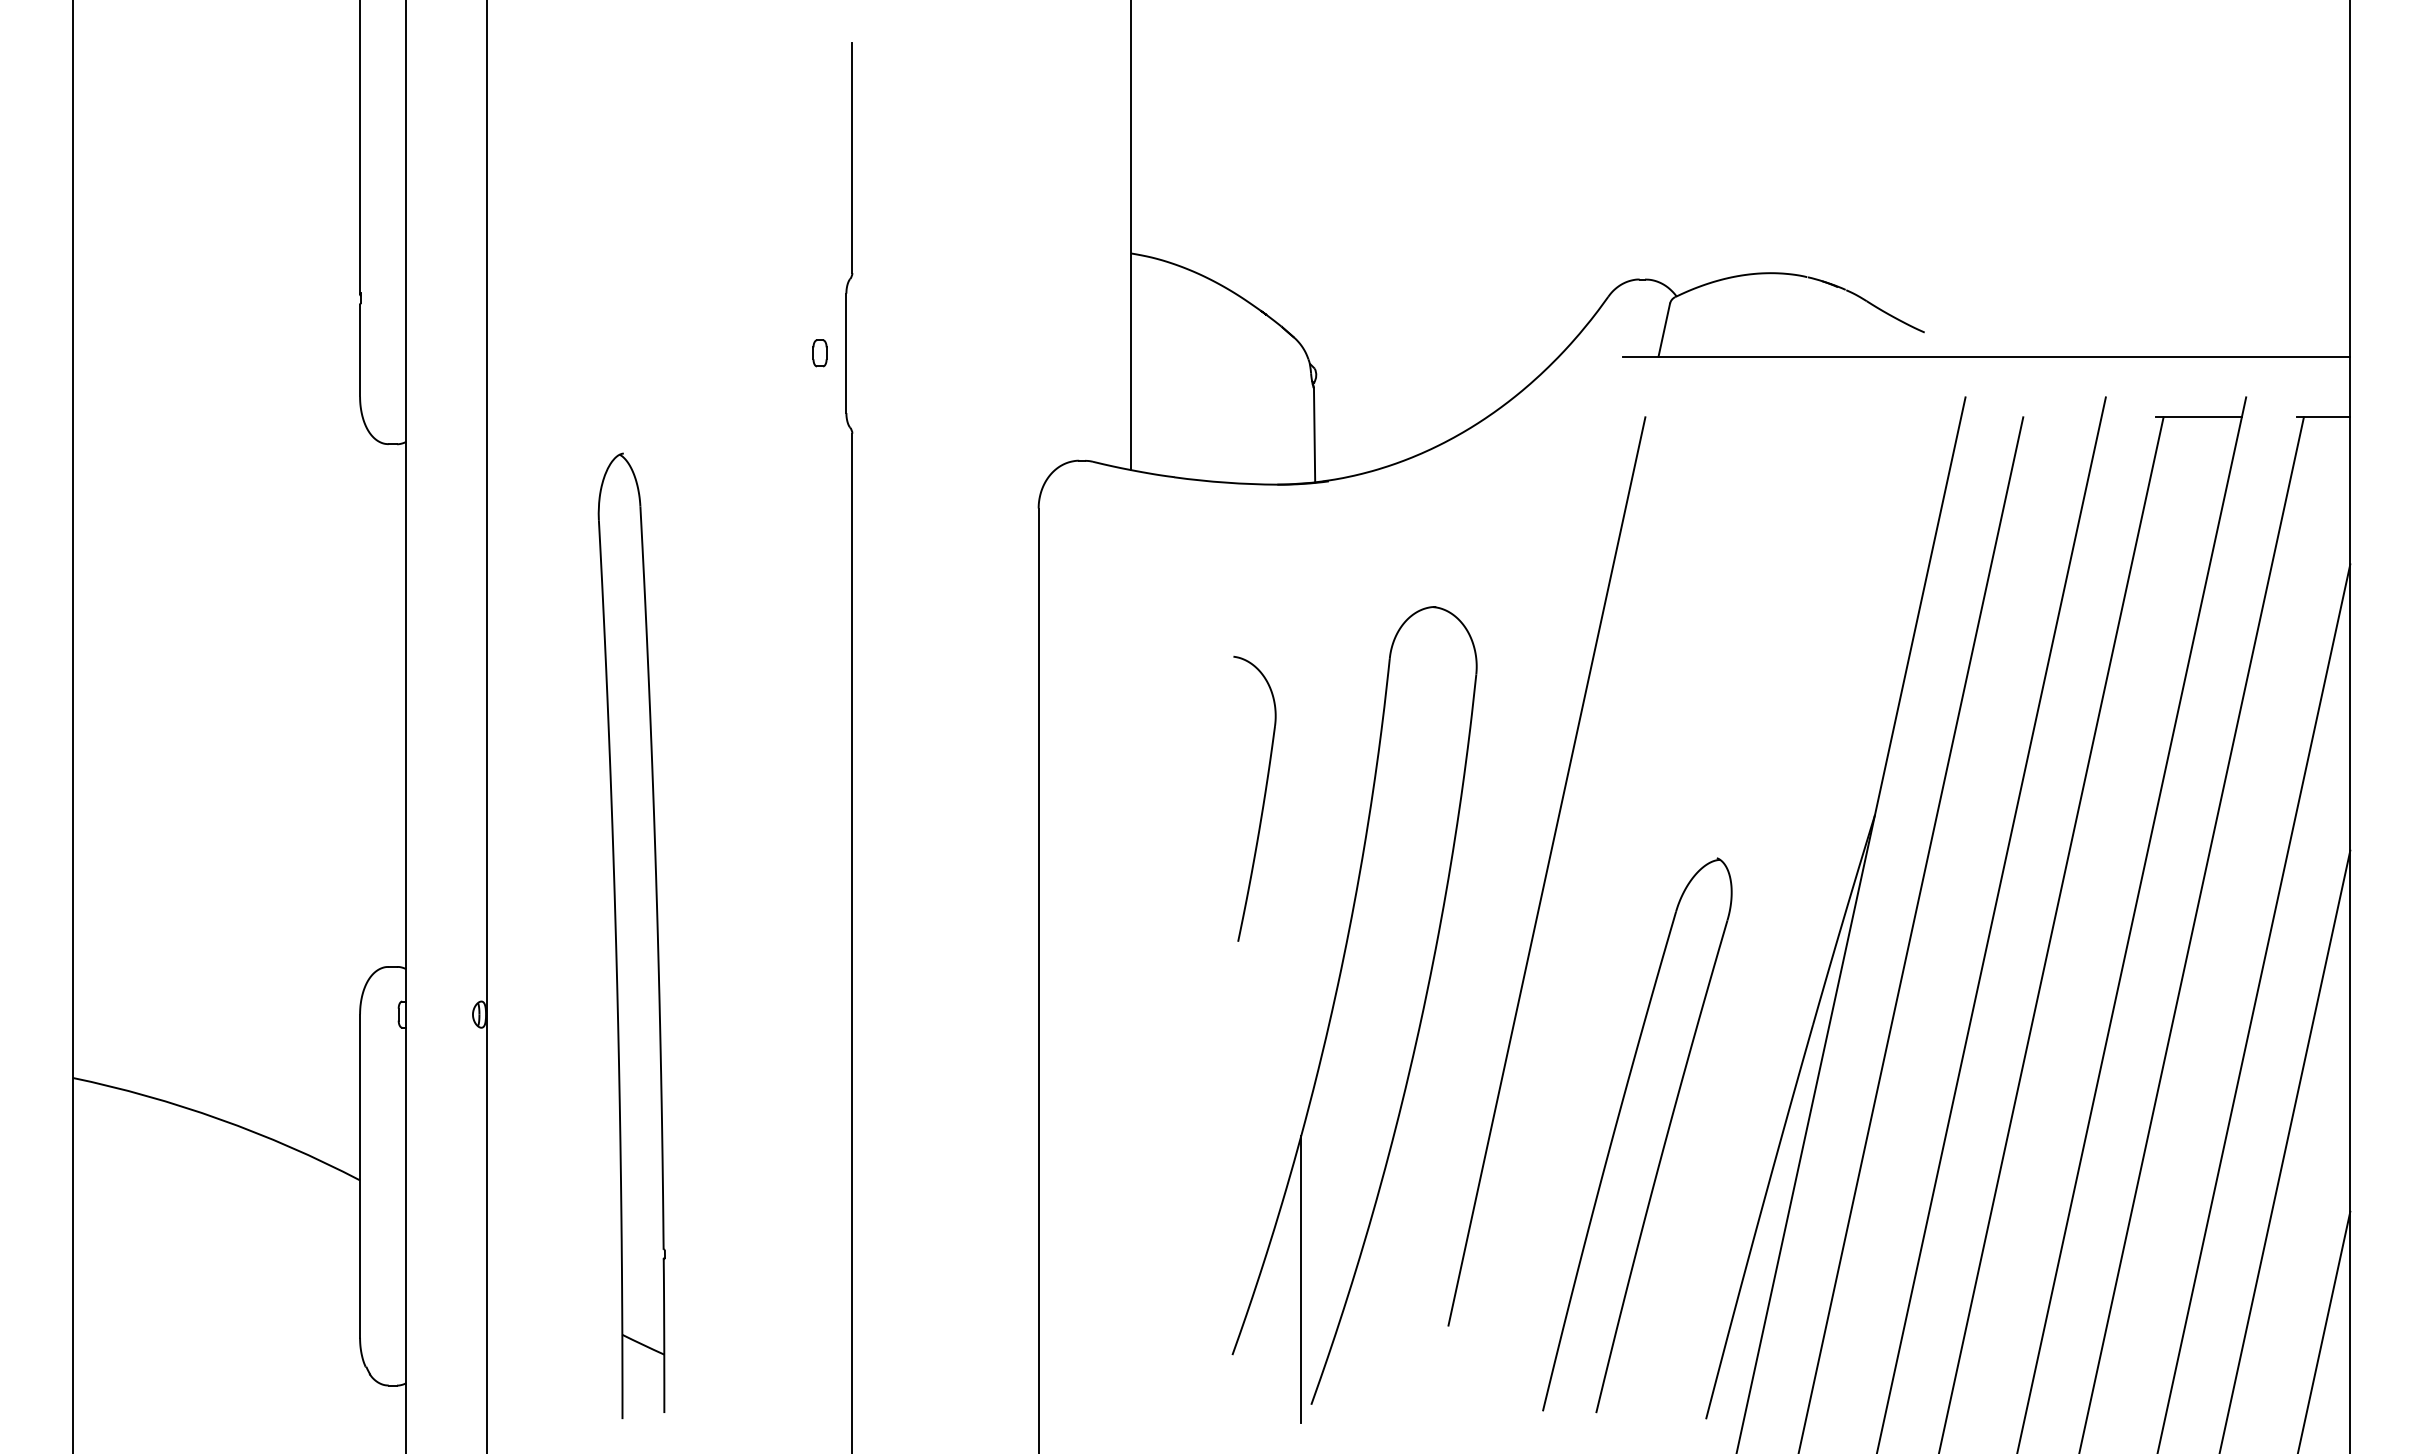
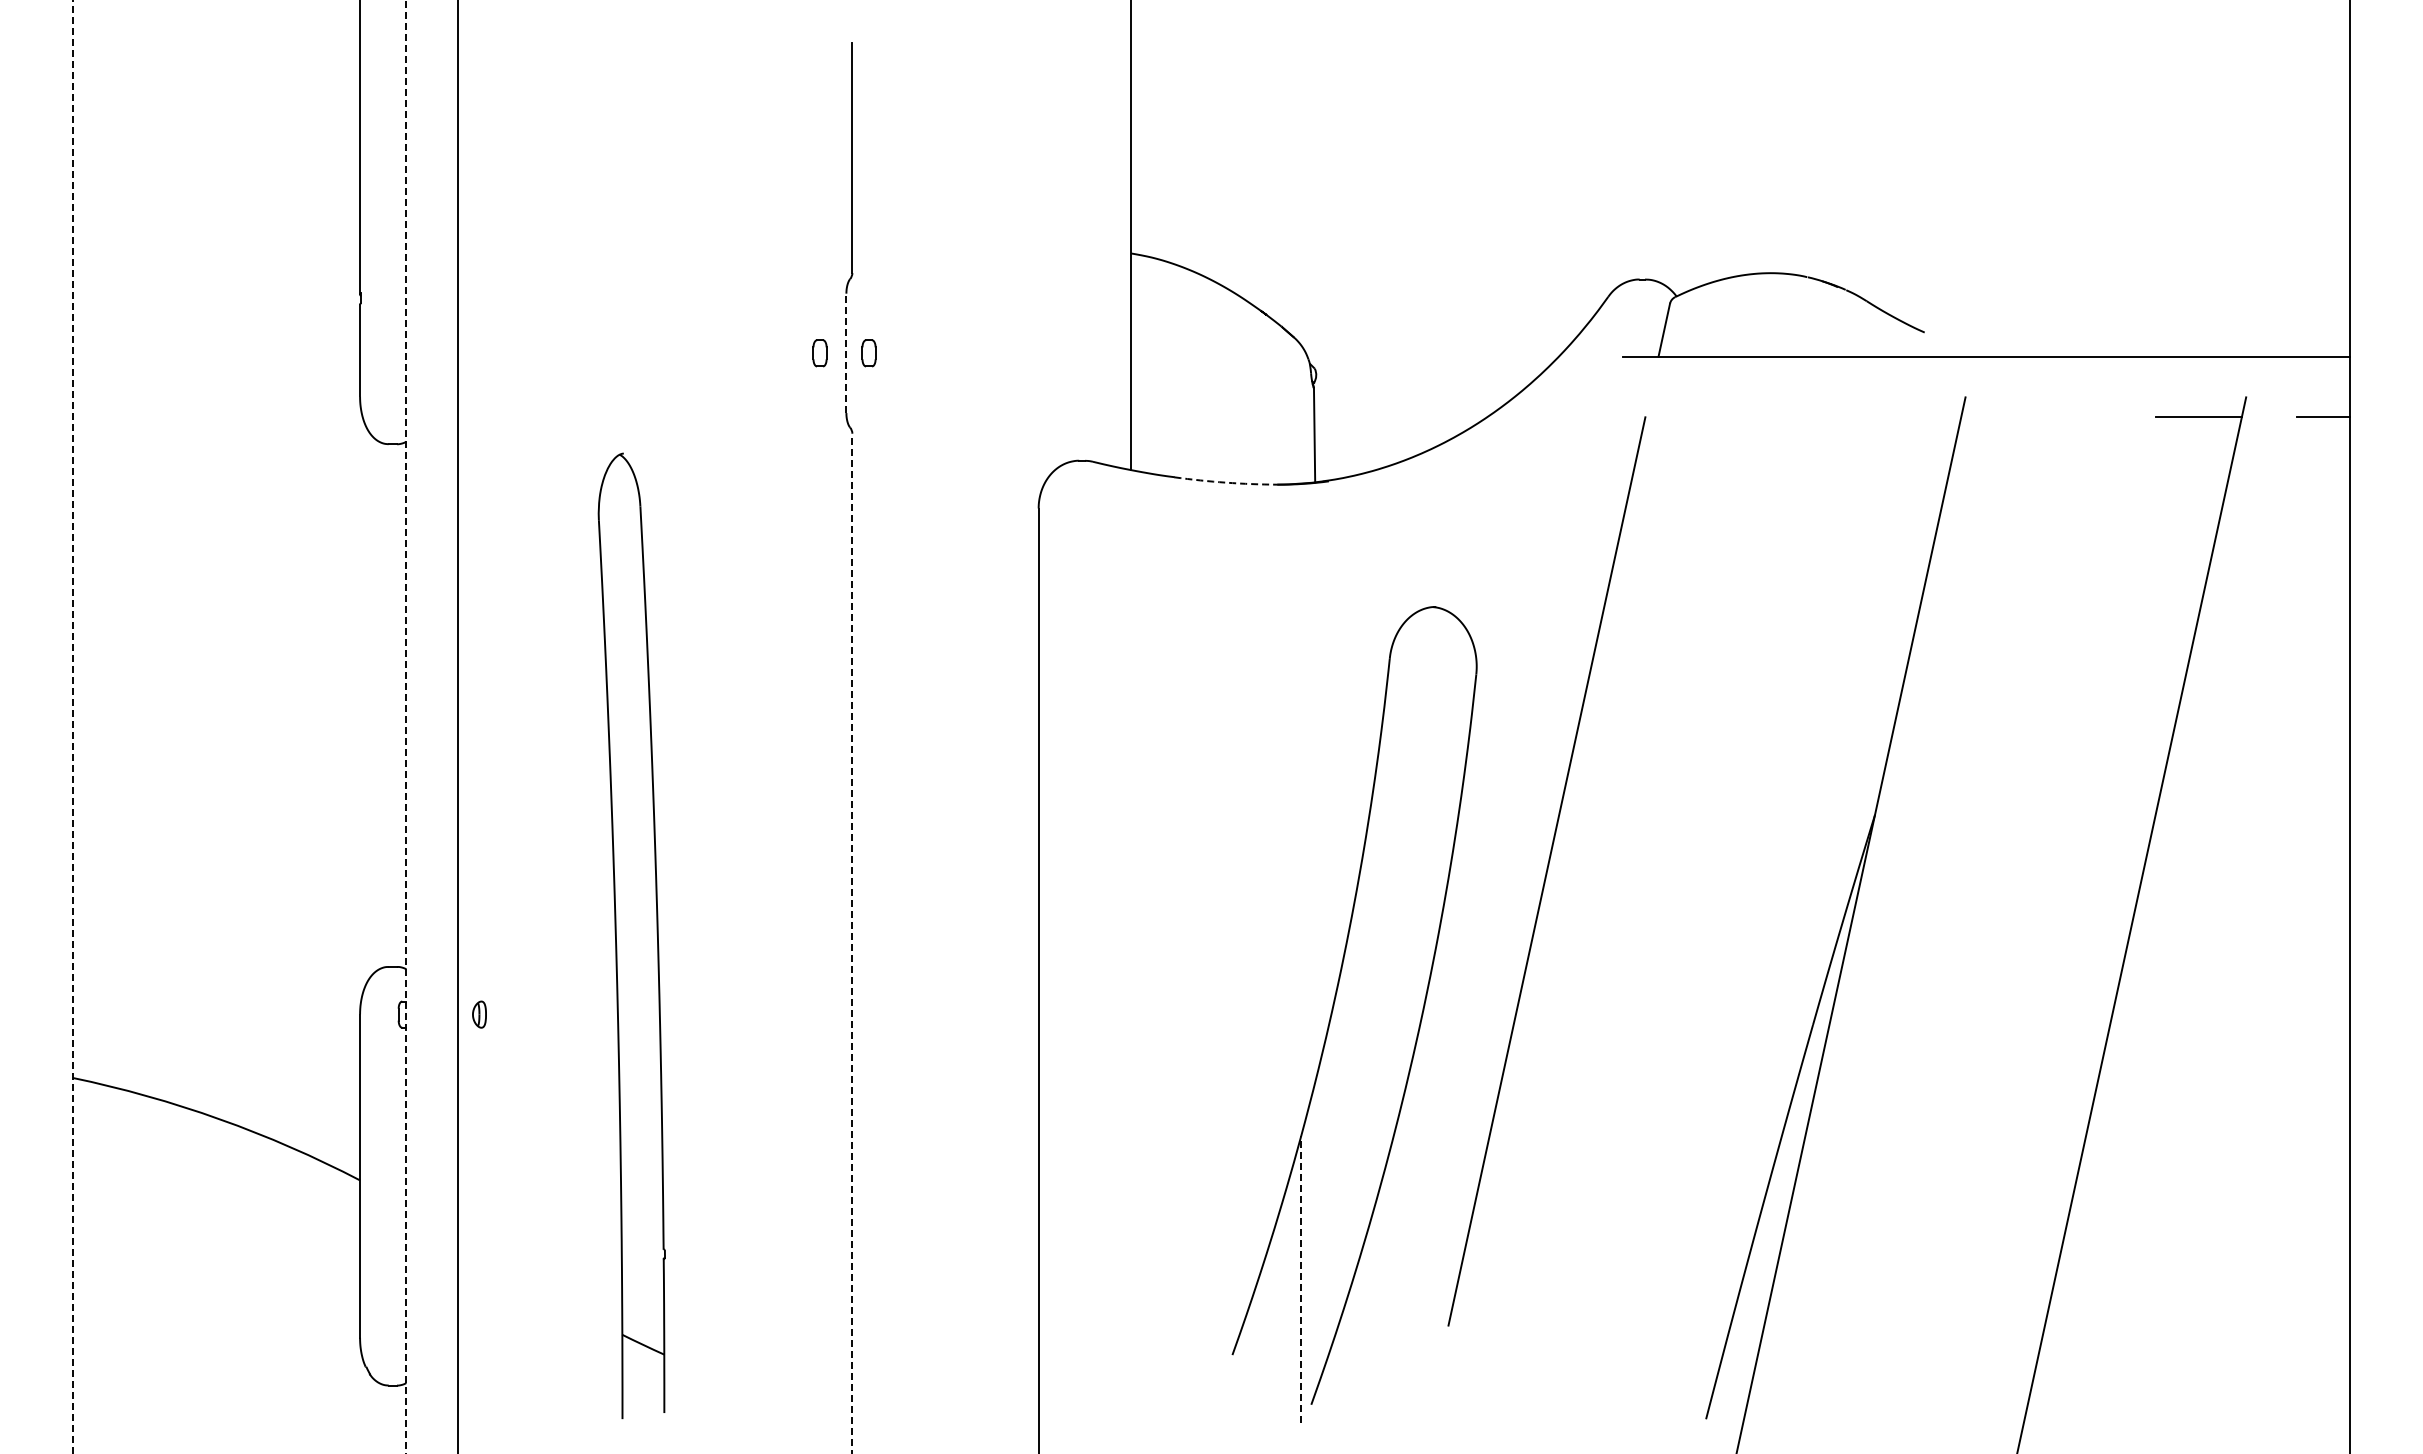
line: solid -> dashed (846, 353)
part: none -> present (868, 353)
arc: solid -> dashed (1226, 482)
line: solid -> dashed (72, 726)
line position: (486, 726) -> (457, 726) (457, 726)
line: solid -> dashed (406, 727)
part: present -> none (1263, 798)
line: present -> none (1991, 923)
line: present -> none (1911, 933)
line: present -> none (2051, 933)
line: present -> none (2191, 933)
line: solid -> dashed (852, 943)
line: present -> none (2254, 1007)
part: present -> none (1616, 1128)
line: present -> none (2285, 1150)
line: solid -> dashed (1301, 1279)
line: present -> none (2324, 1330)
